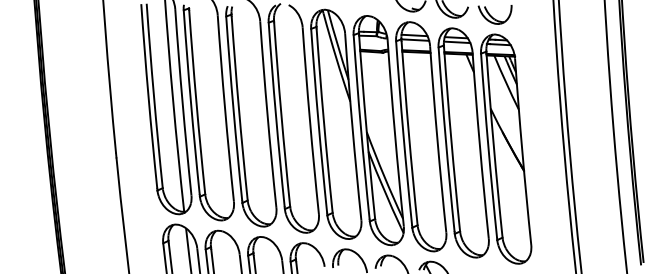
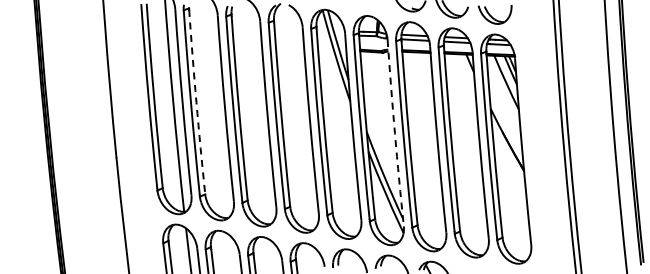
arc: solid -> dashed (196, 102)
arc: solid -> dashed (394, 133)
